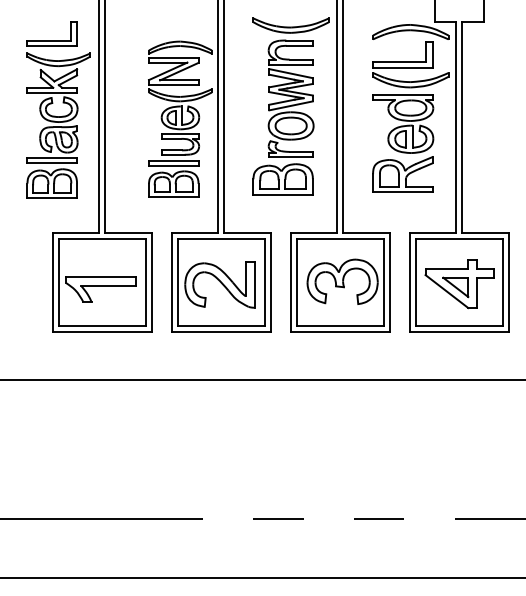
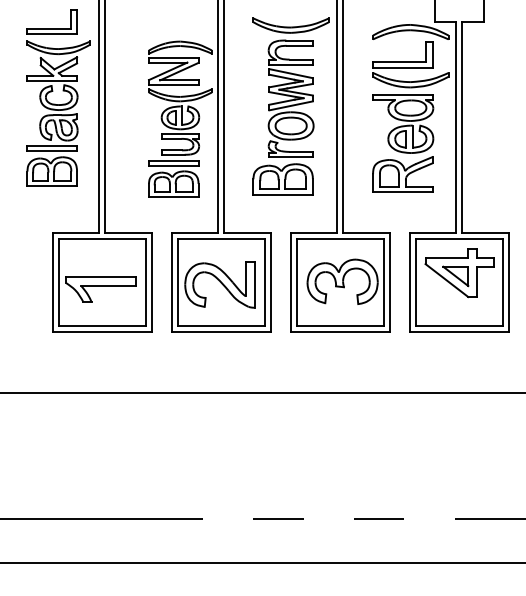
part position: (55, 115) -> (55, 103) (55, 103)
part position: (459, 284) -> (459, 273) (459, 273)
line position: (262, 379) -> (262, 392) (262, 392)
line position: (262, 578) -> (262, 563) (262, 563)
